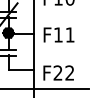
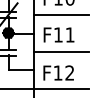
line: none -> present (60, 15)
line: none -> present (60, 52)
text: F22 -> F12 (57, 72)
